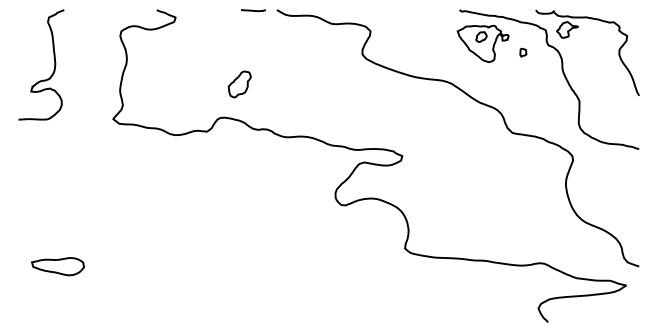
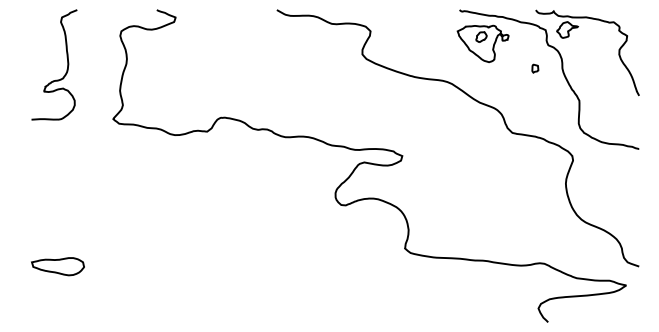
line: present -> none (253, 10)
part position: (523, 52) -> (535, 68) (535, 68)
curve position: (54, 64) -> (67, 64) (67, 64)
part: present -> none (239, 84)
